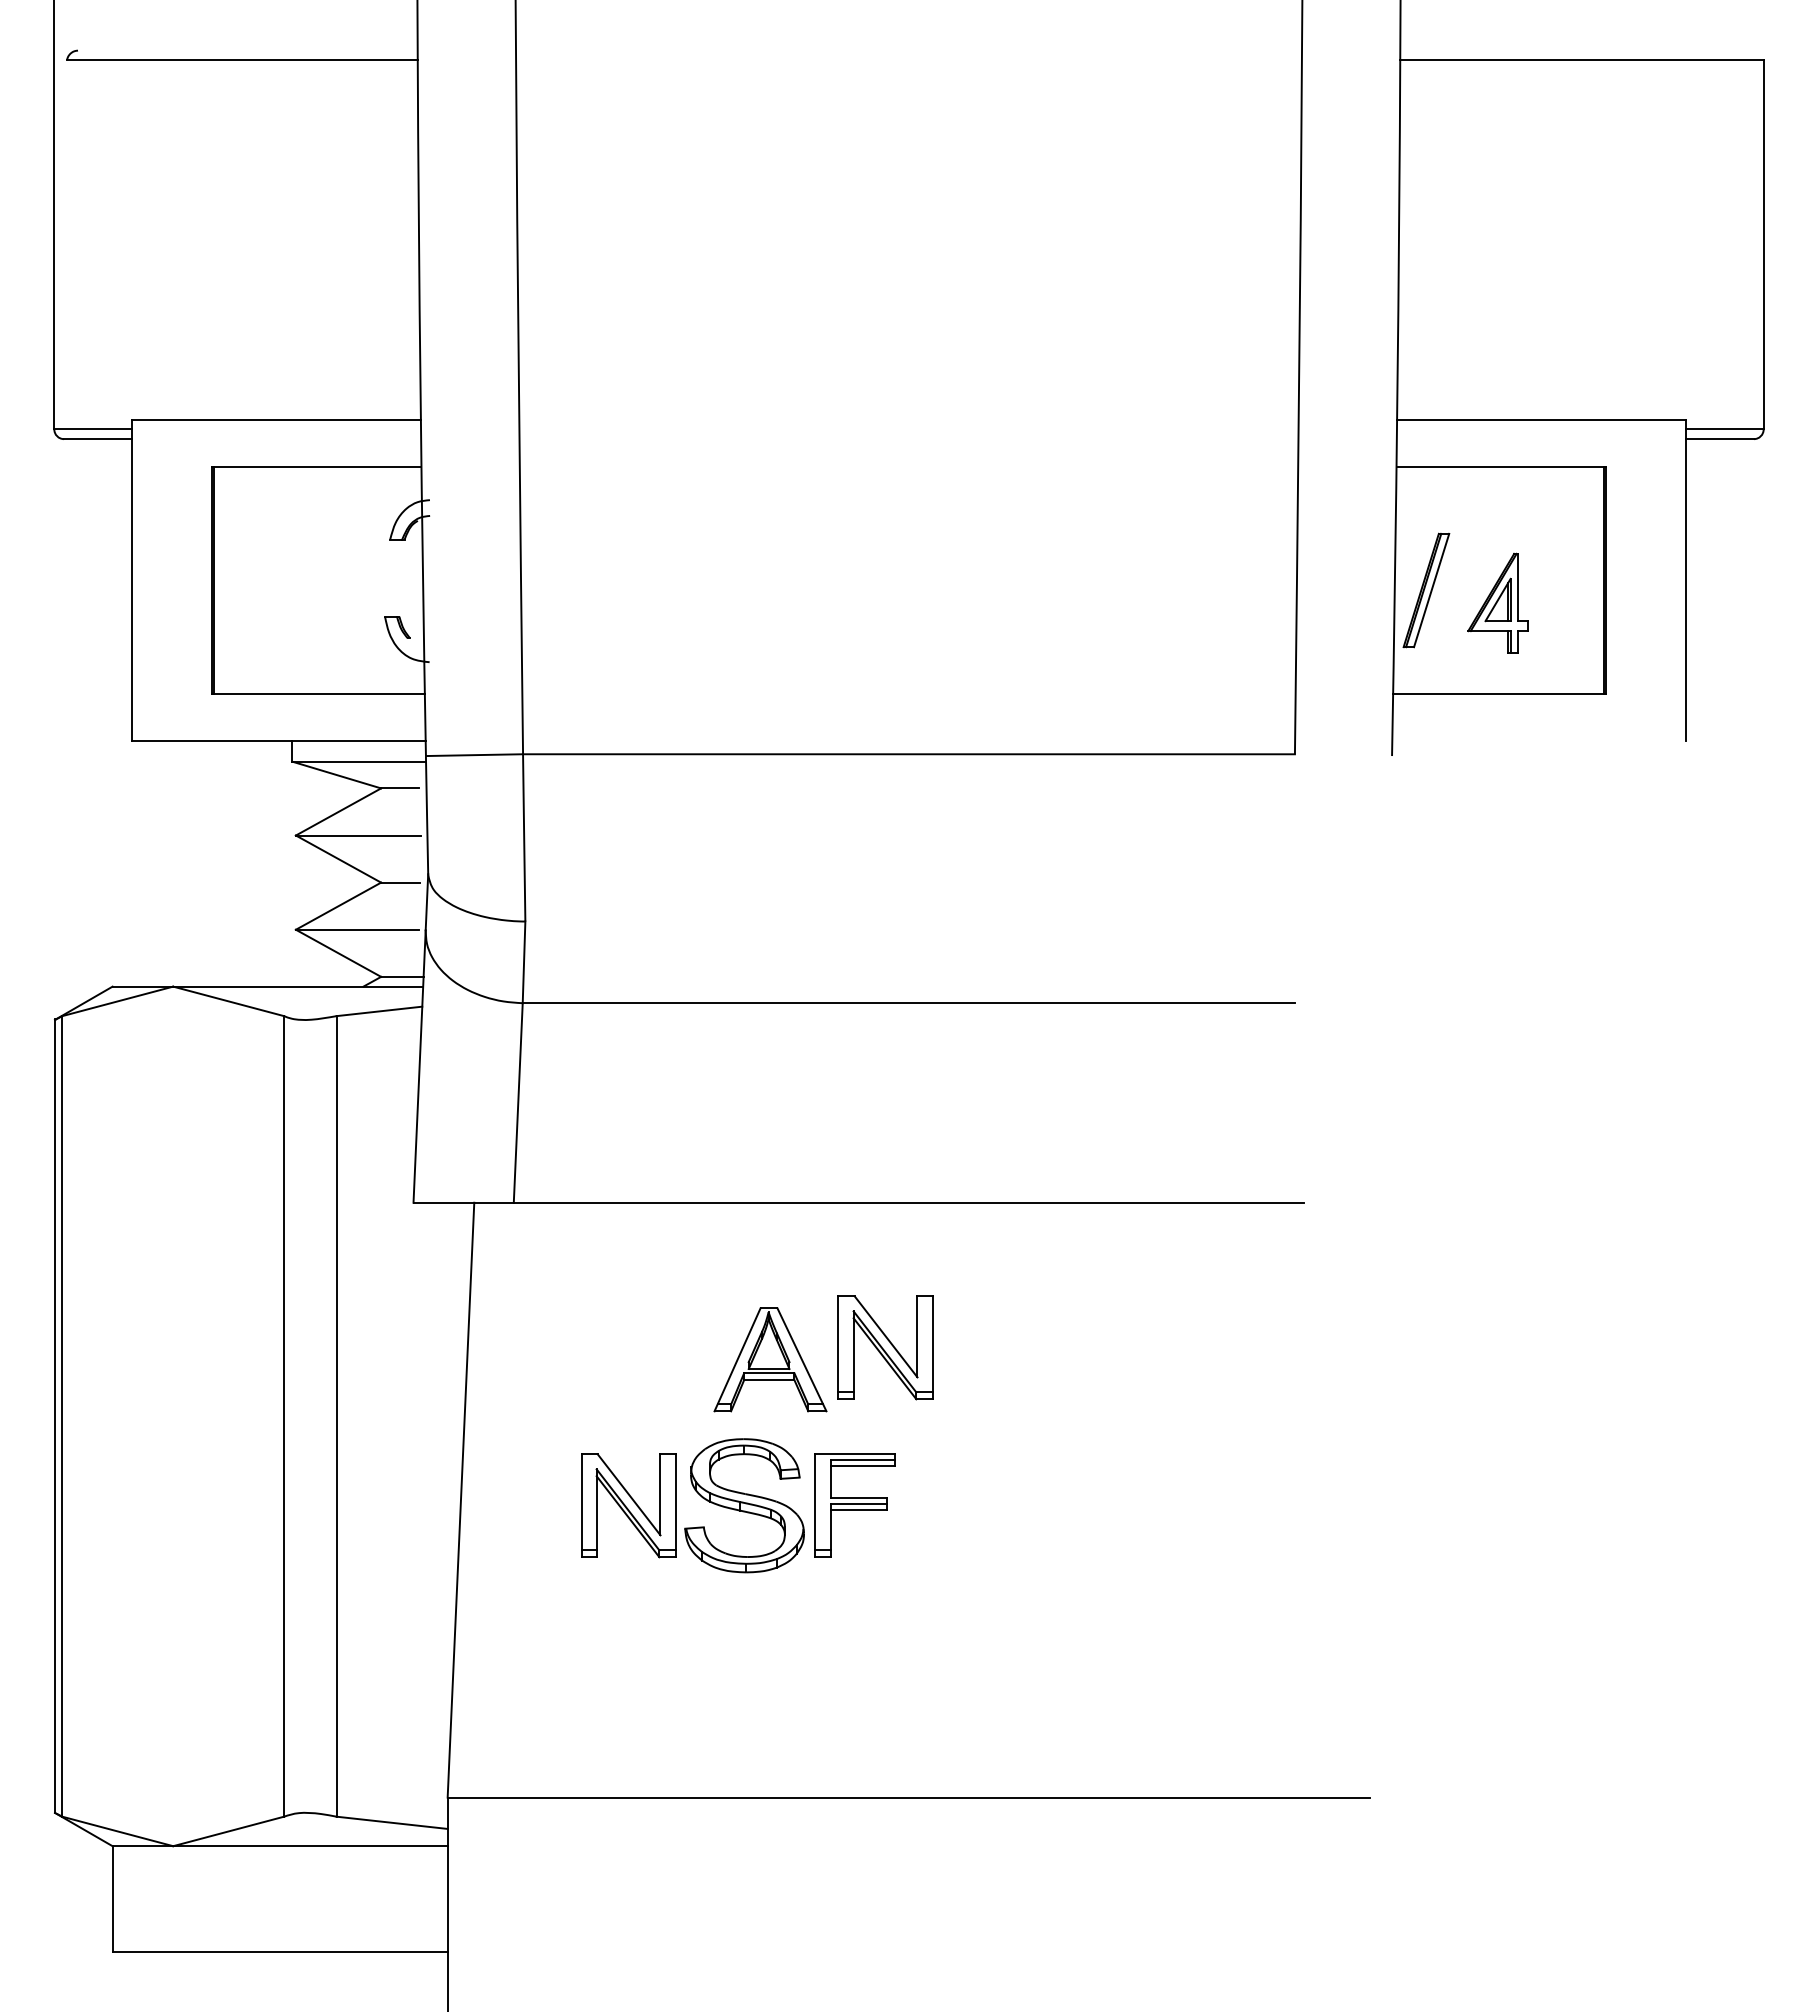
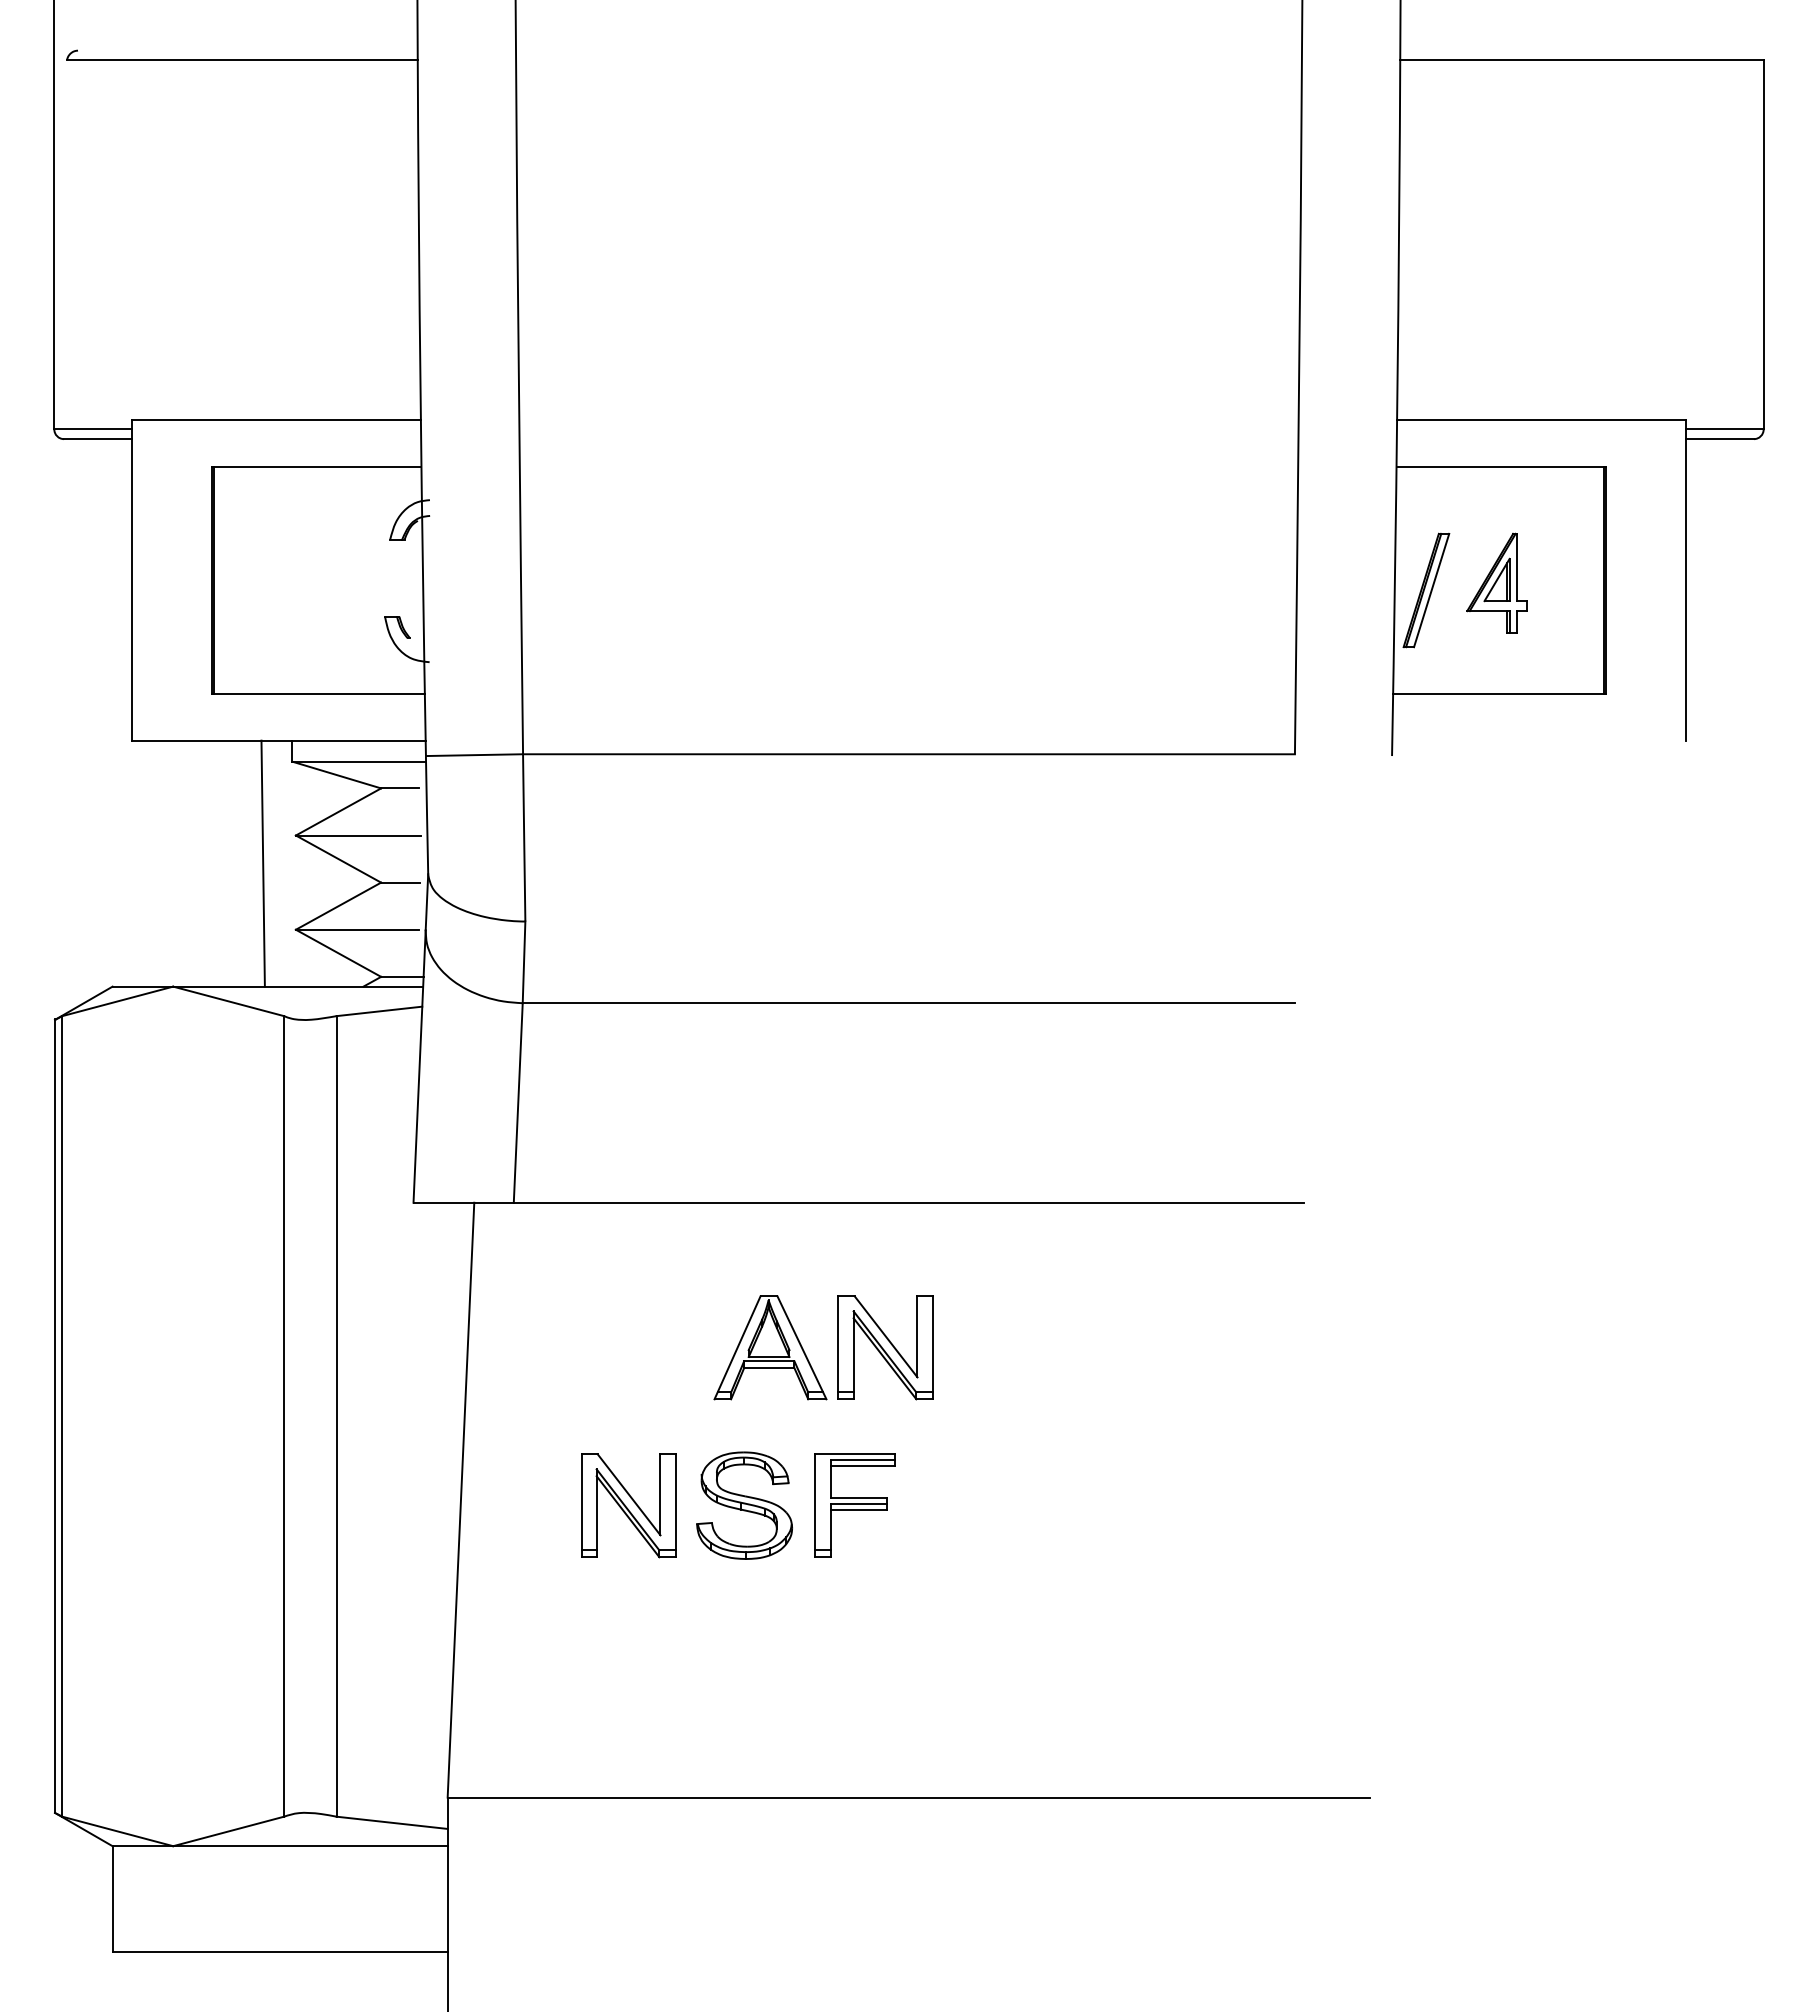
part position: (1497, 602) -> (1496, 582) (1496, 582)
line: none -> present (262, 863)
part position: (770, 1359) -> (770, 1347) (770, 1347)
part size: 121x136 px -> 97x109 px (744, 1505)
